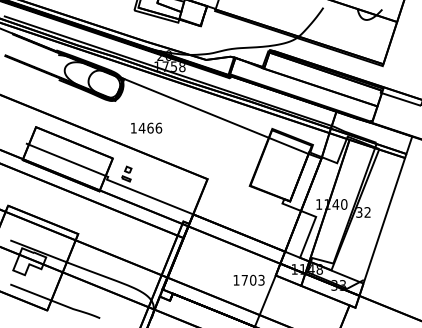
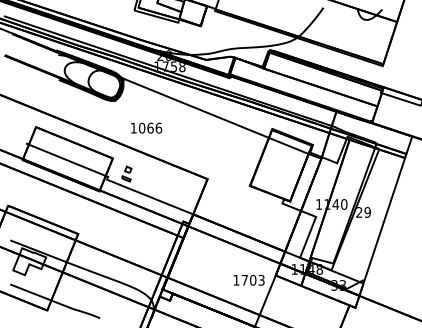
text: 1466 -> 1066 (141, 127)
text: 32 -> 29 (363, 212)
